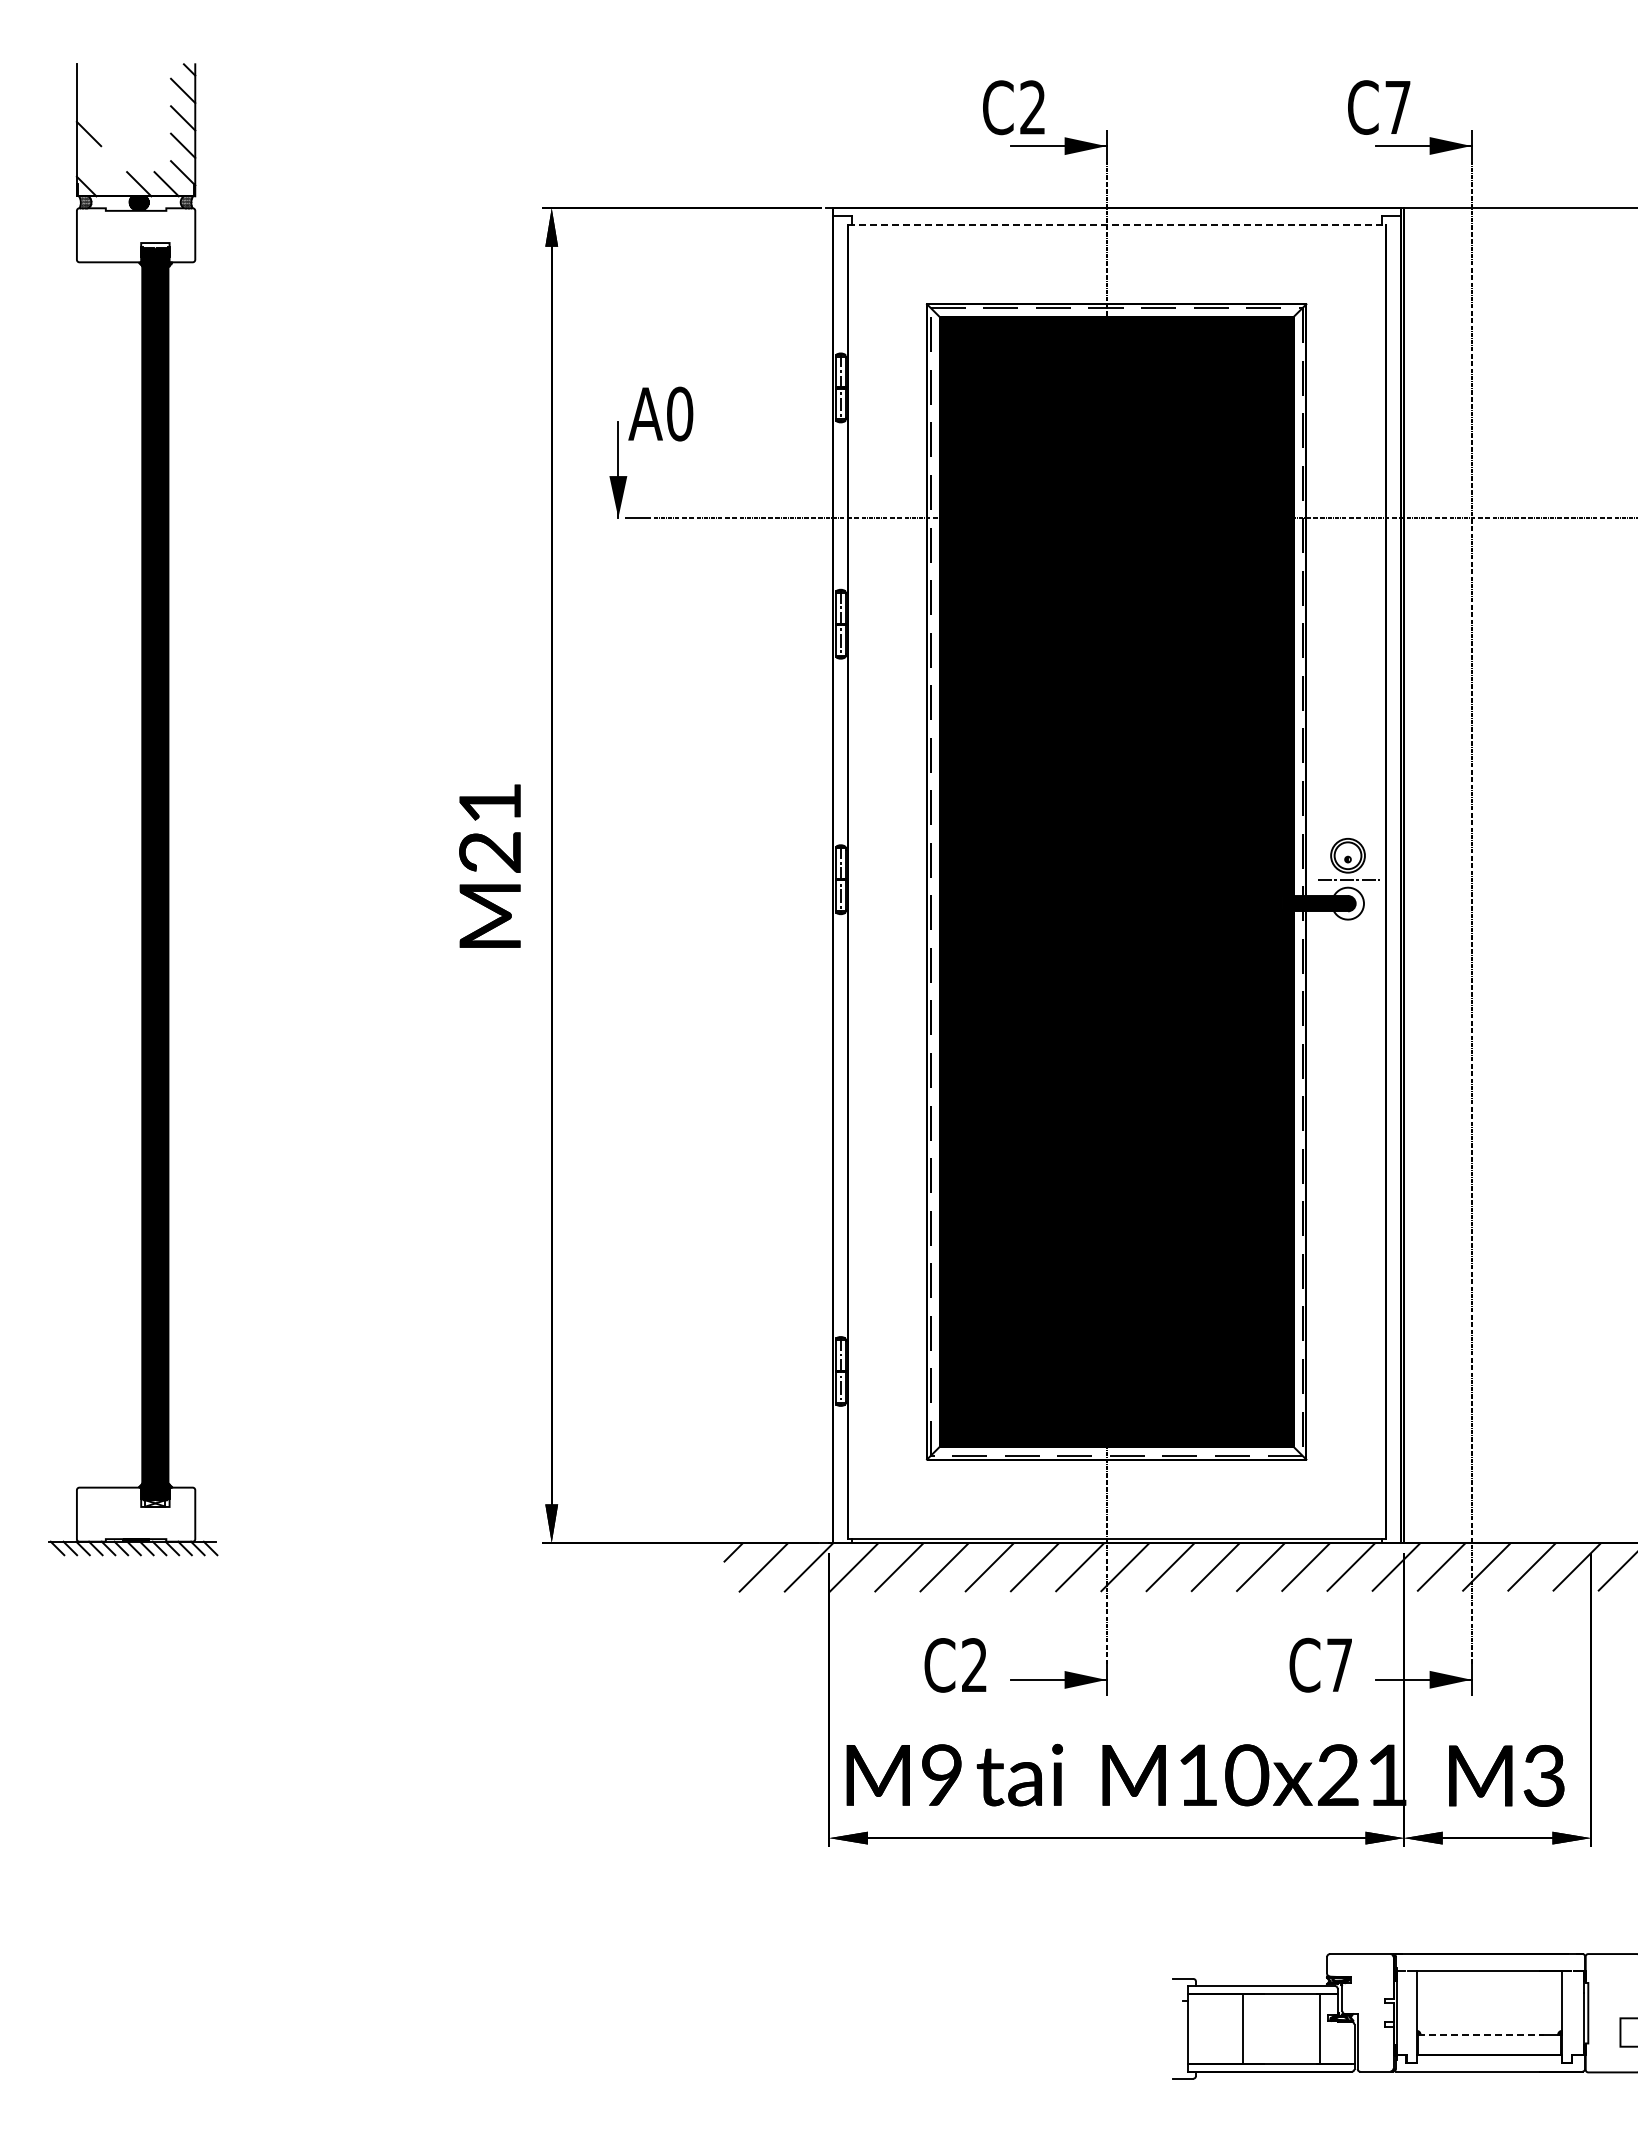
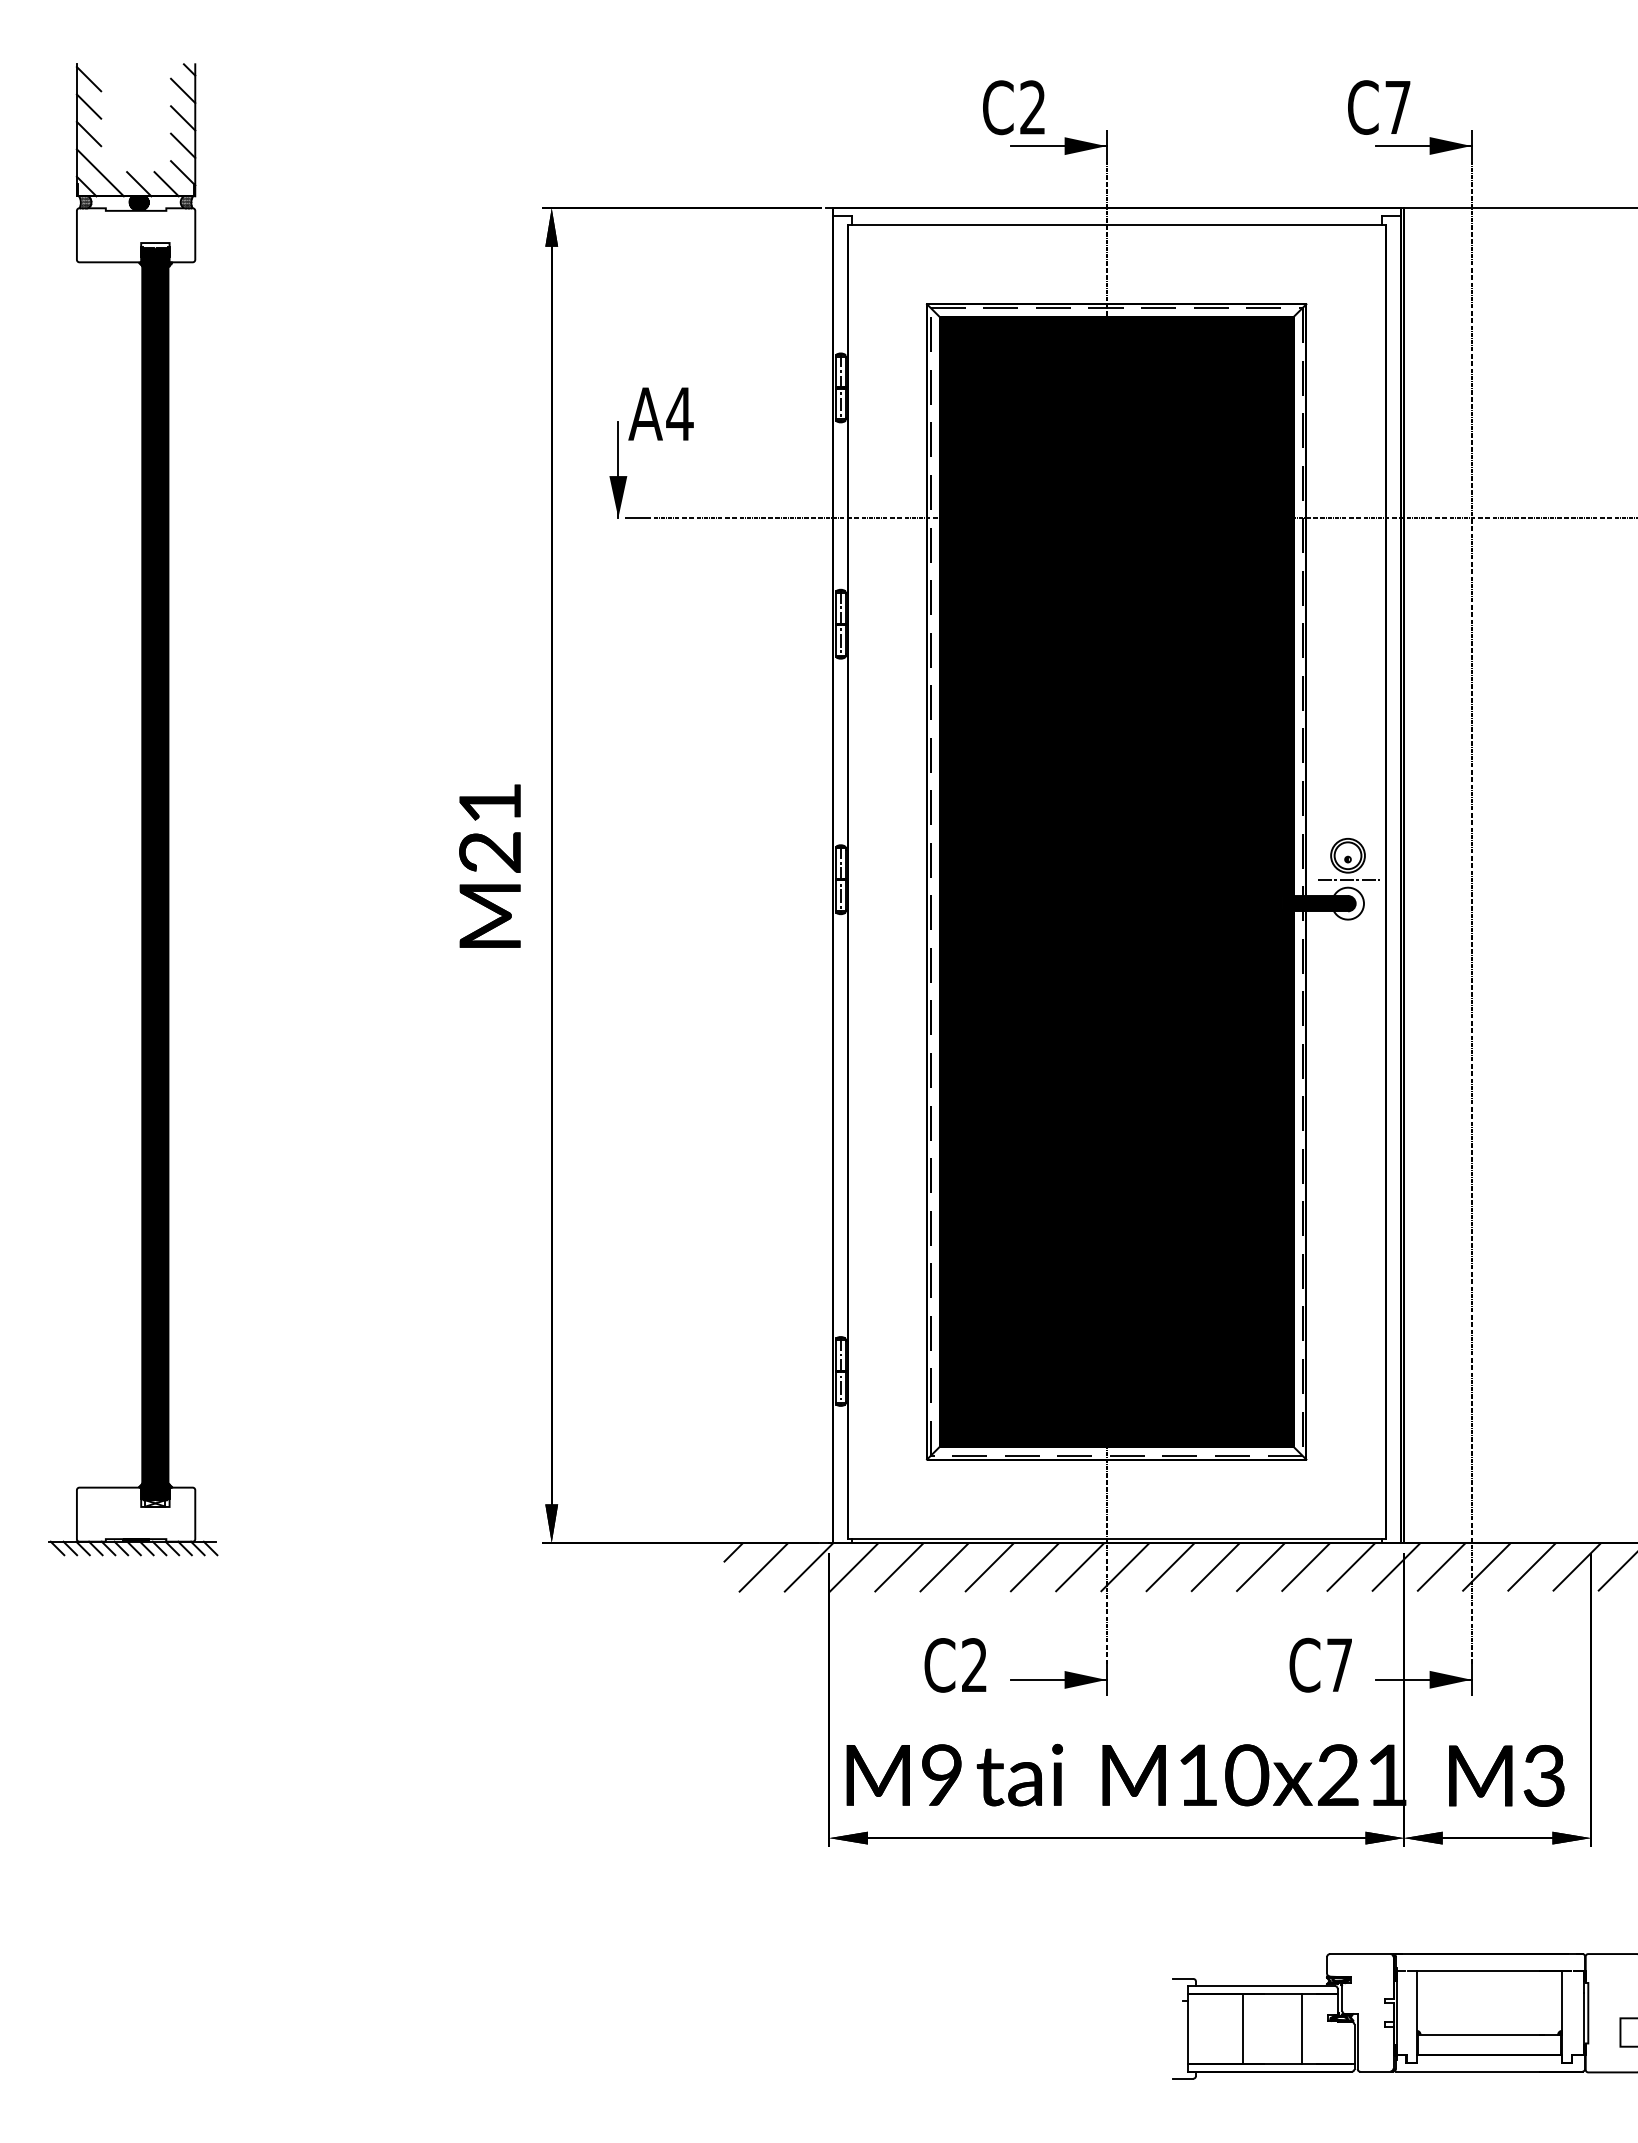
line: none -> present (88, 79)
line: none -> present (88, 106)
line: none -> present (99, 172)
line: dashed -> solid (1116, 225)
text: A0 -> A4 (679, 413)
line position: (1320, 2028) -> (1302, 2028) (1302, 2028)
line: dashed -> solid (1480, 2034)
